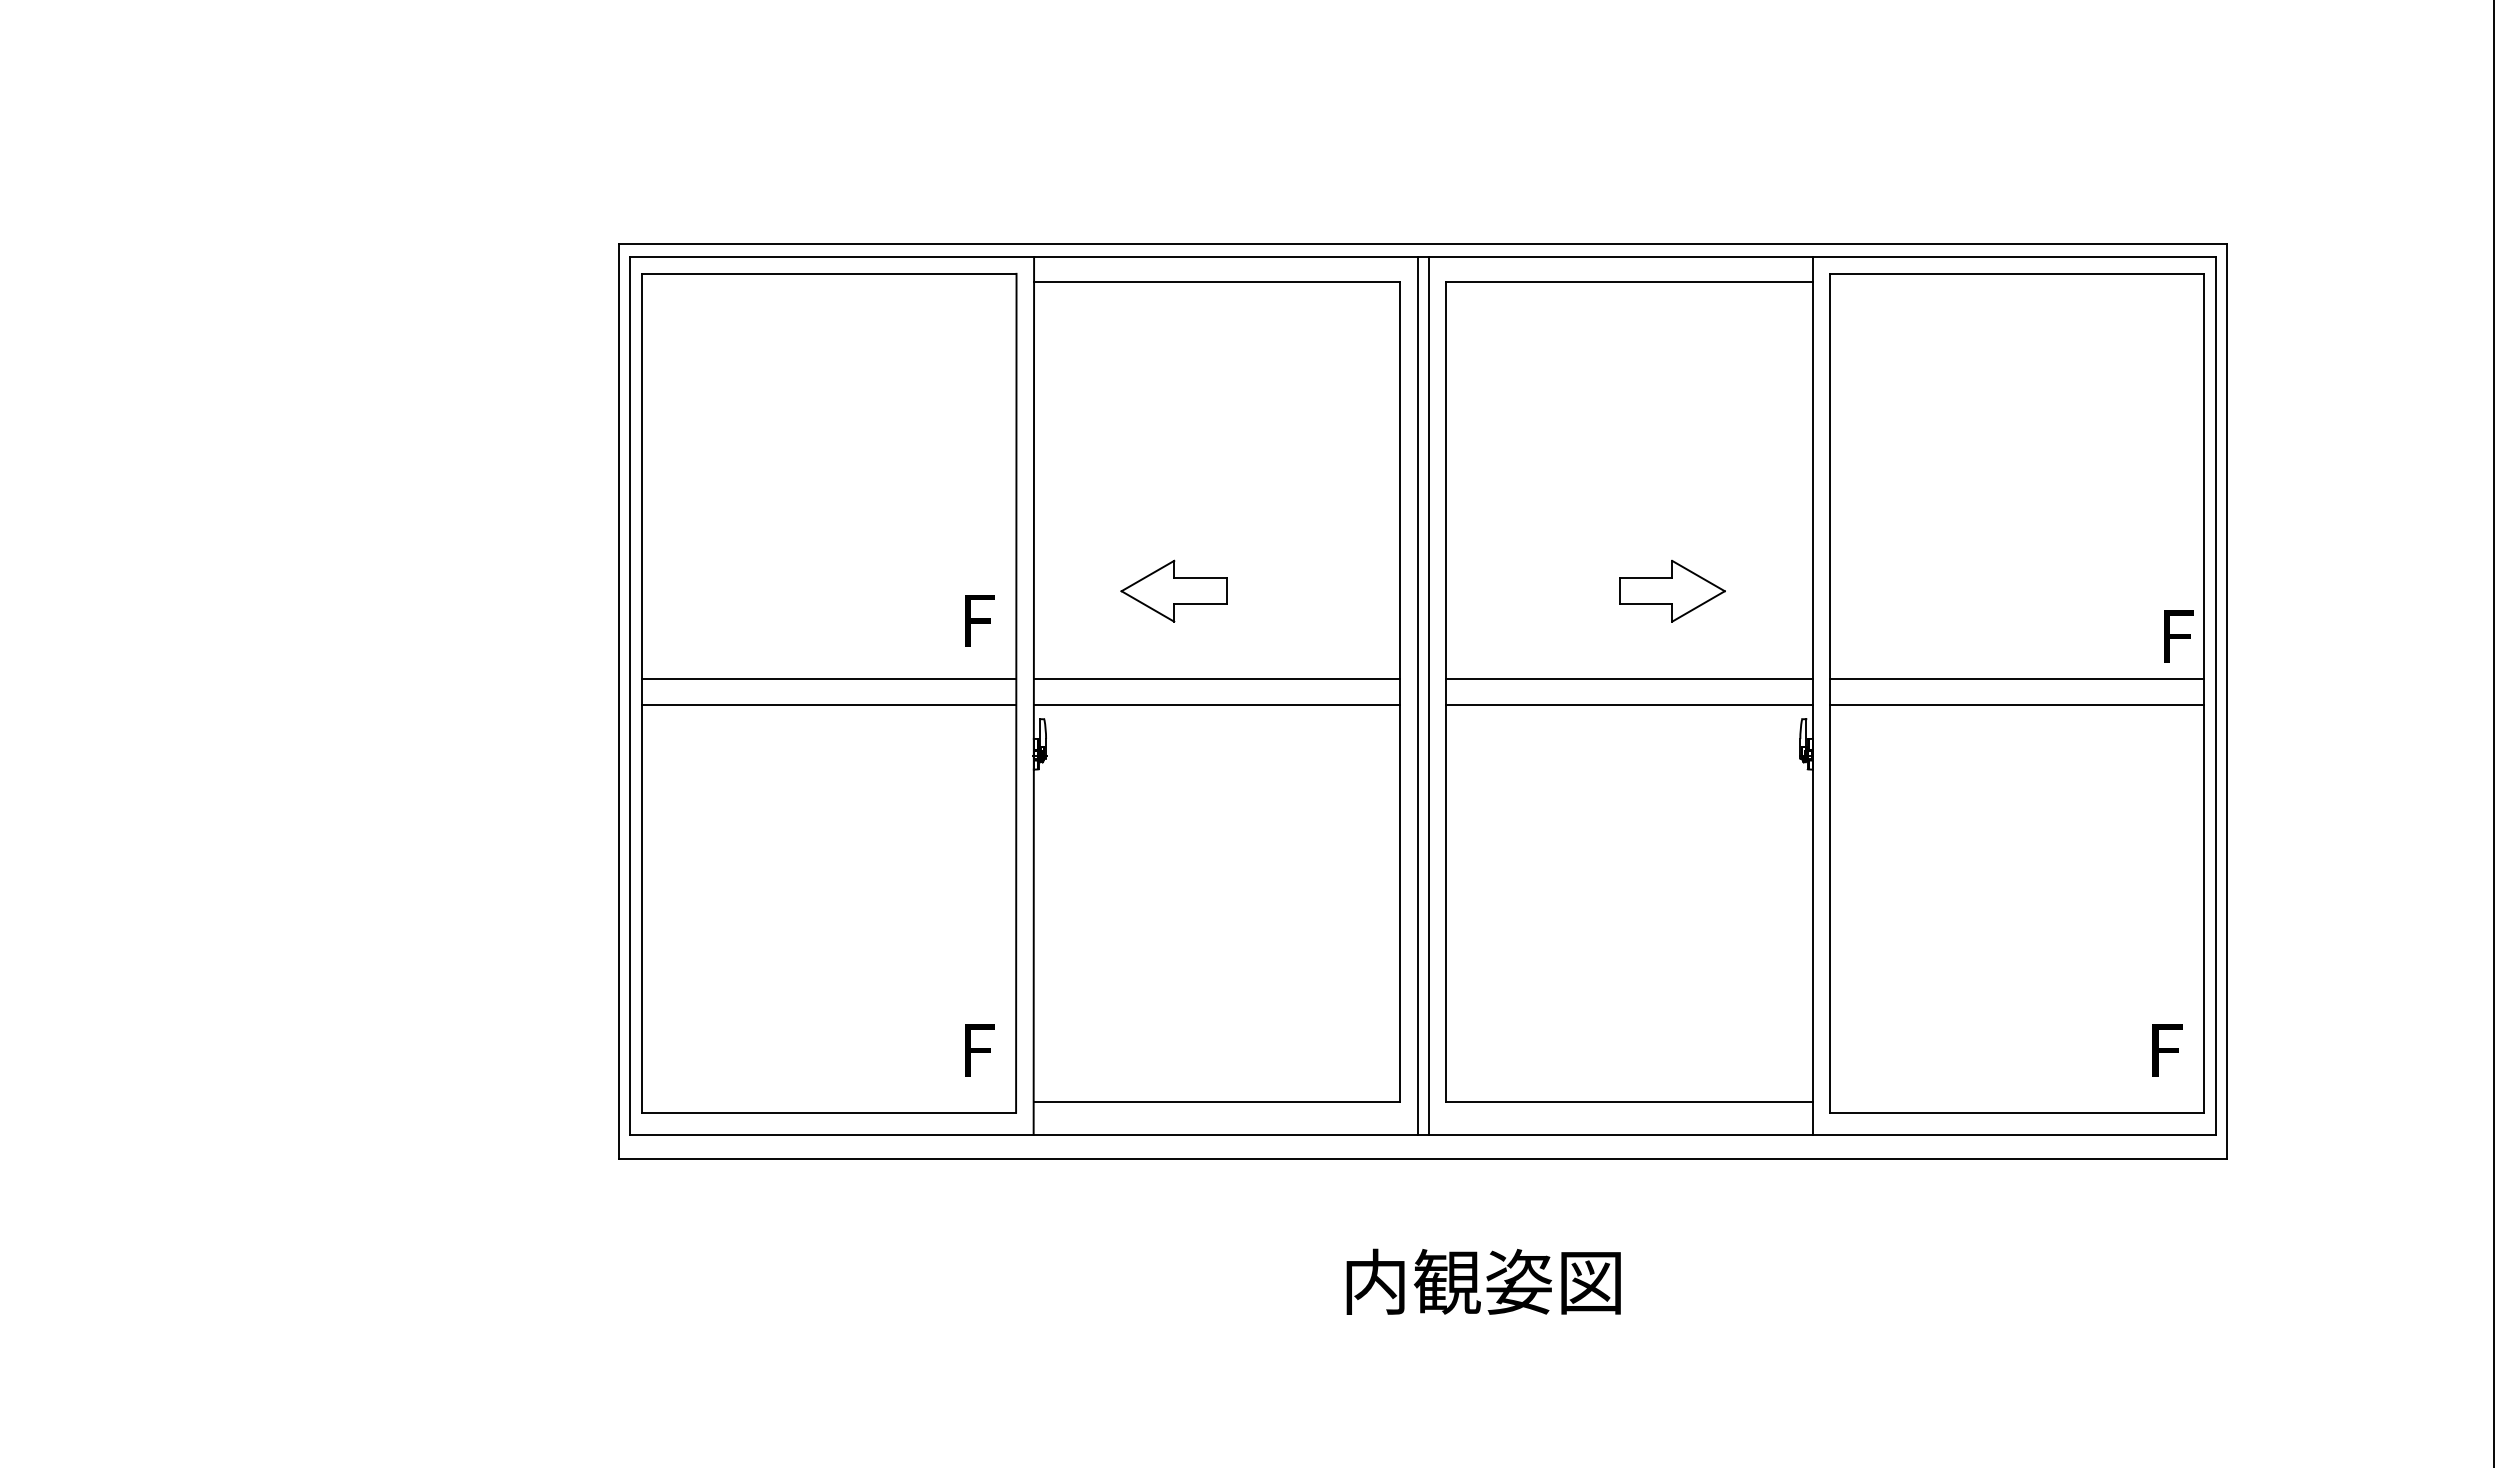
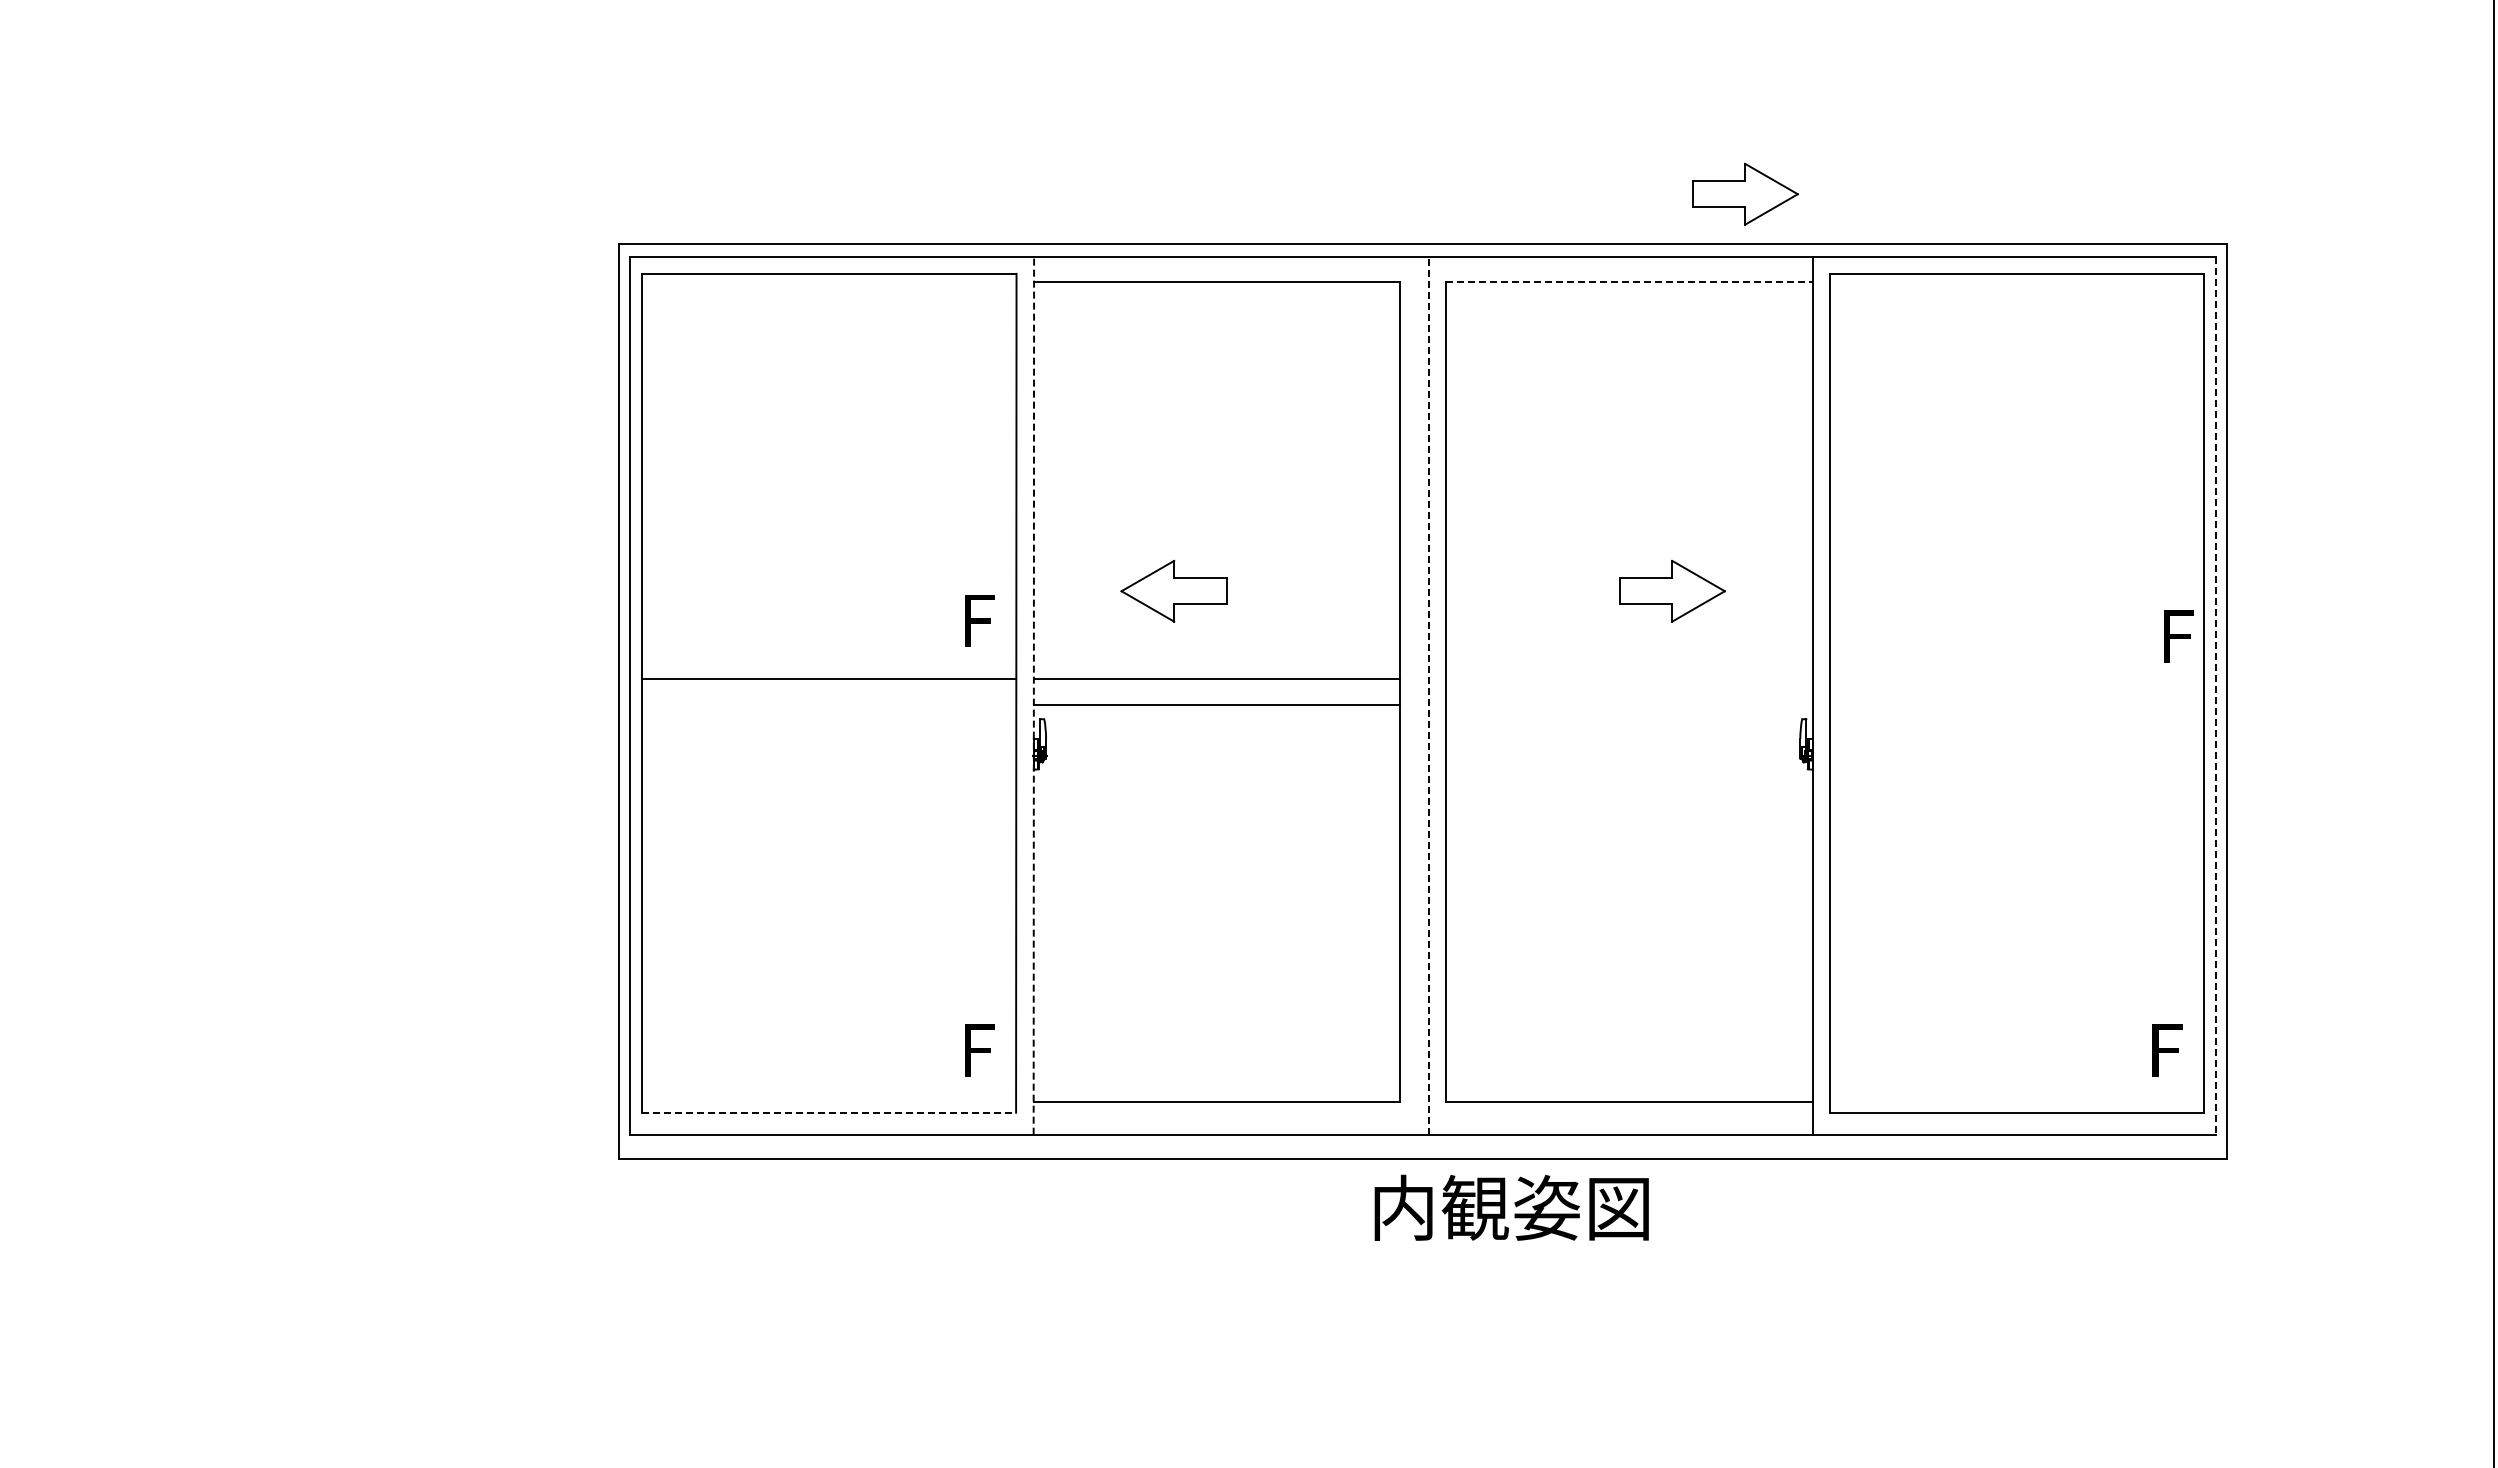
part: none -> present (1745, 194)
line: solid -> dashed (1629, 282)
line: present -> none (1629, 678)
line: present -> none (2016, 678)
line: solid -> dashed (1033, 695)
line: present -> none (1417, 695)
line: solid -> dashed (1428, 695)
line: solid -> dashed (2216, 695)
line: present -> none (829, 705)
line: present -> none (1629, 705)
line: present -> none (2016, 705)
line: solid -> dashed (829, 1112)
text position: (1483, 1281) -> (1511, 1207) (1511, 1207)
